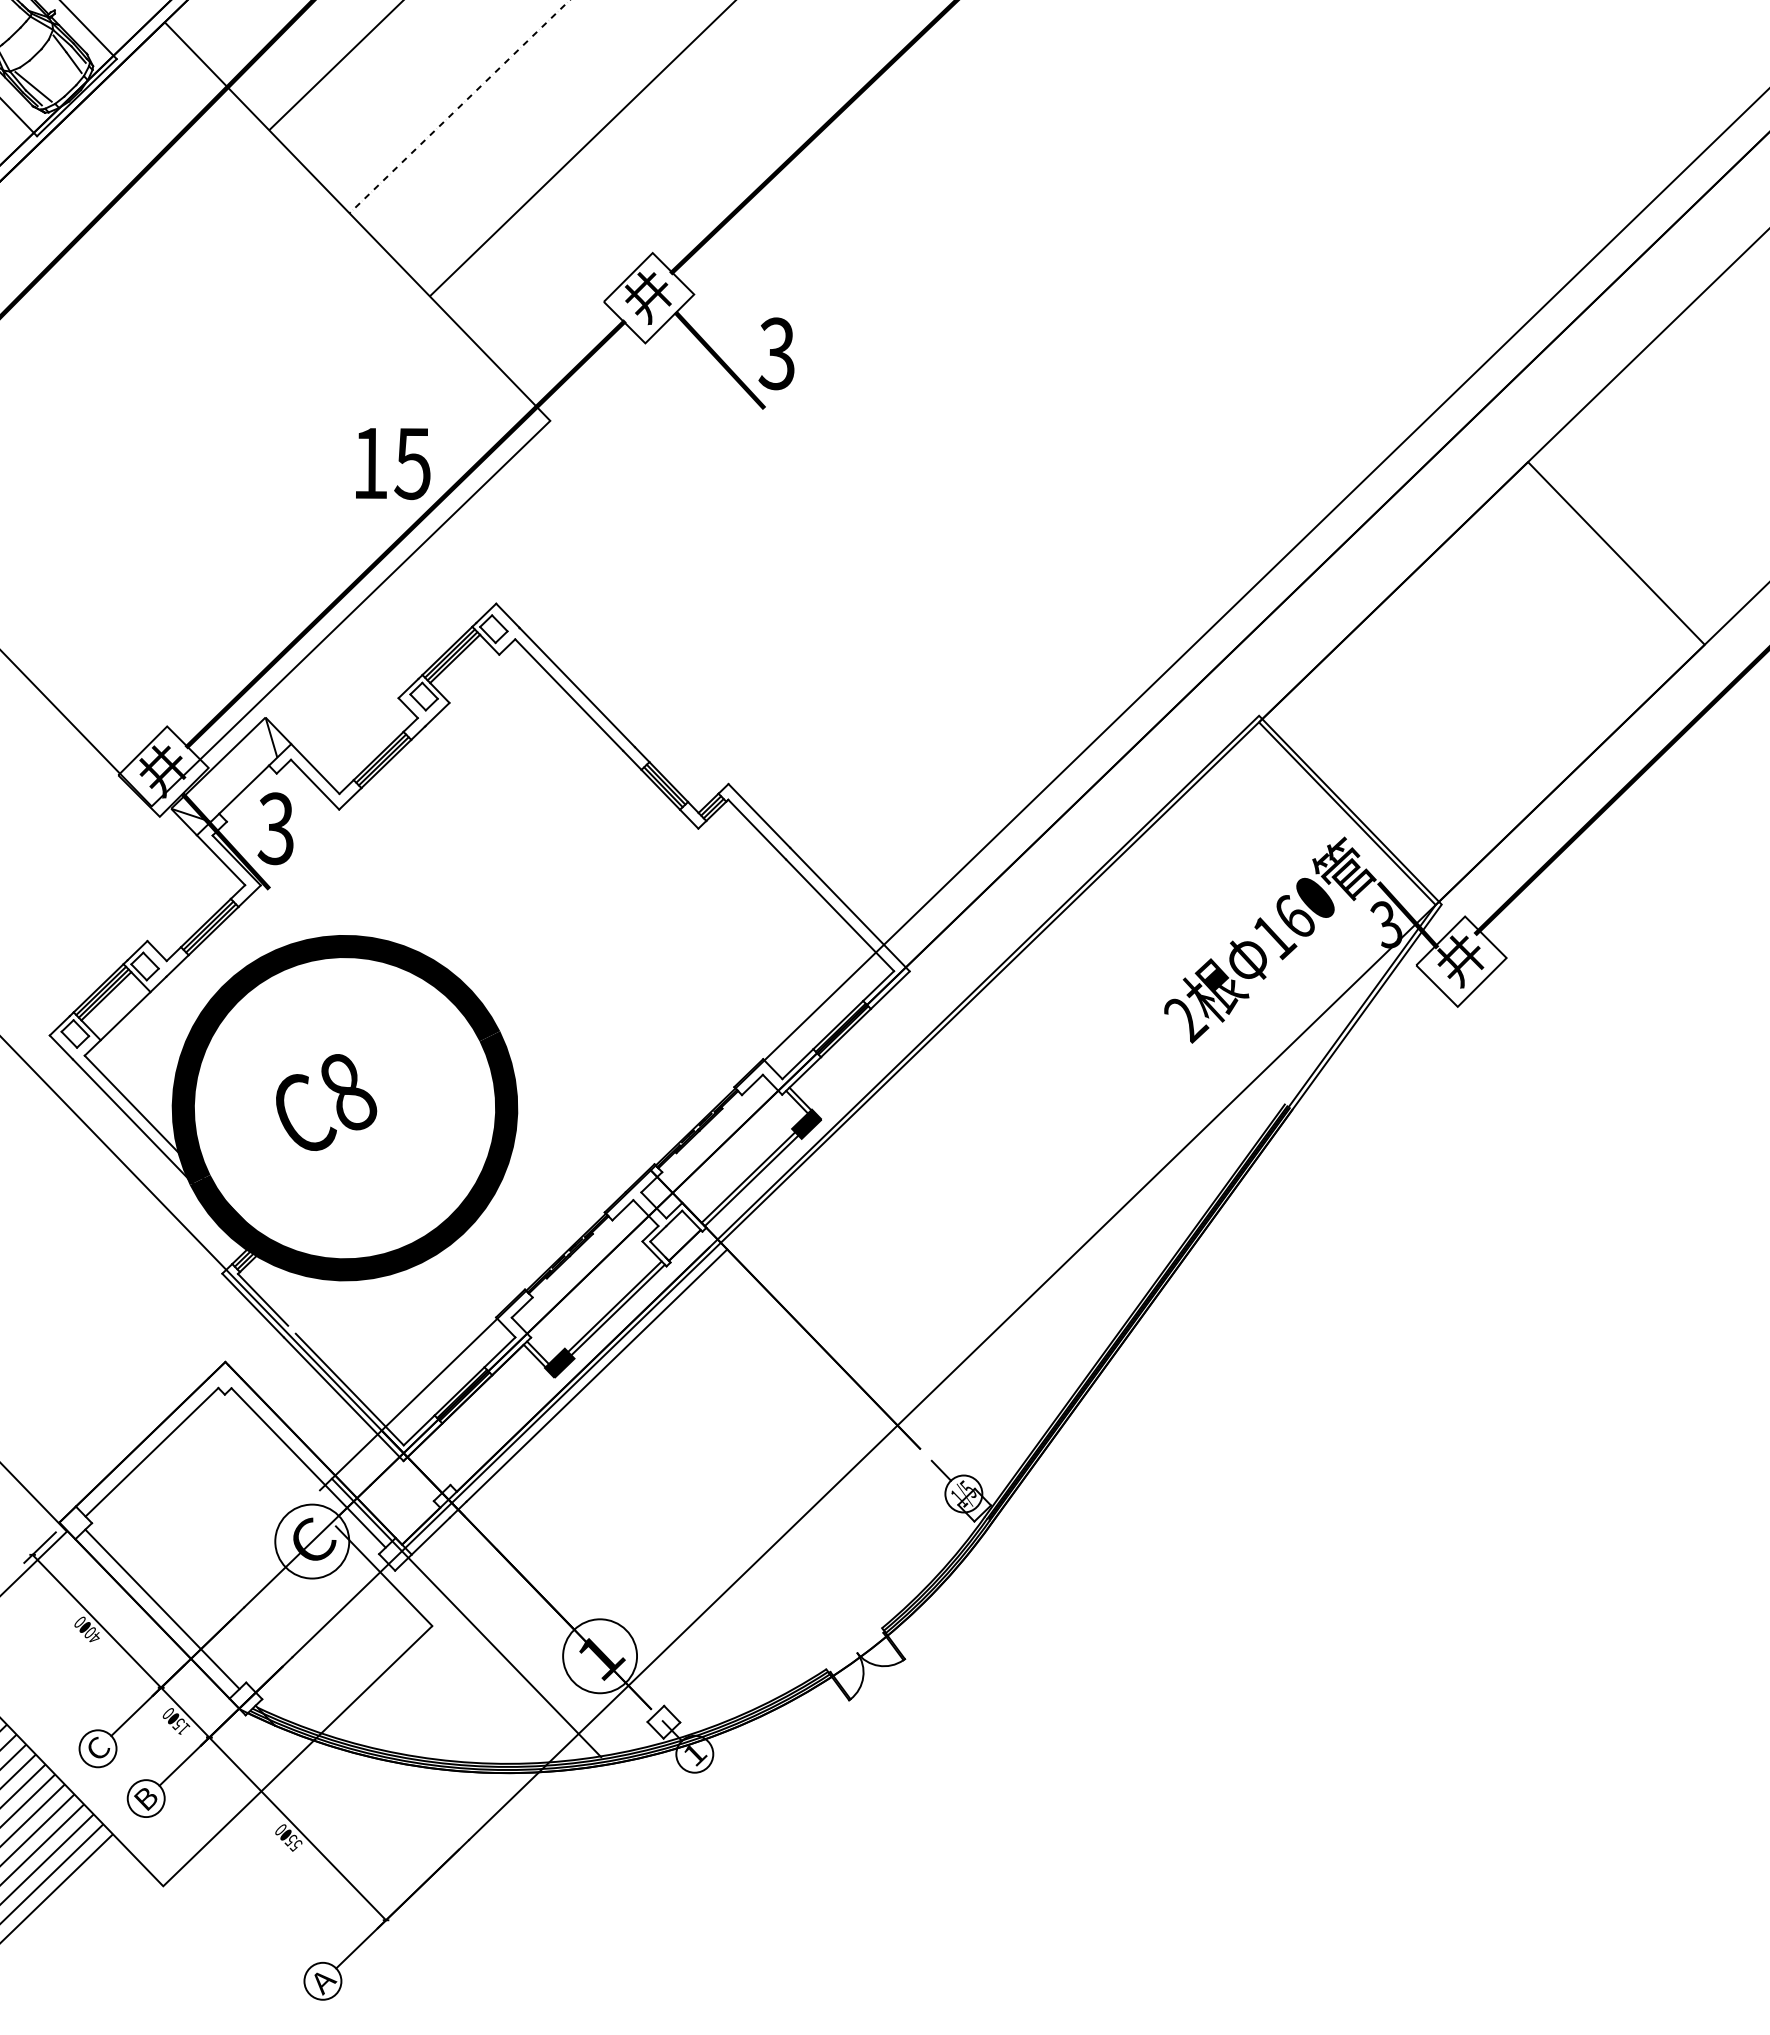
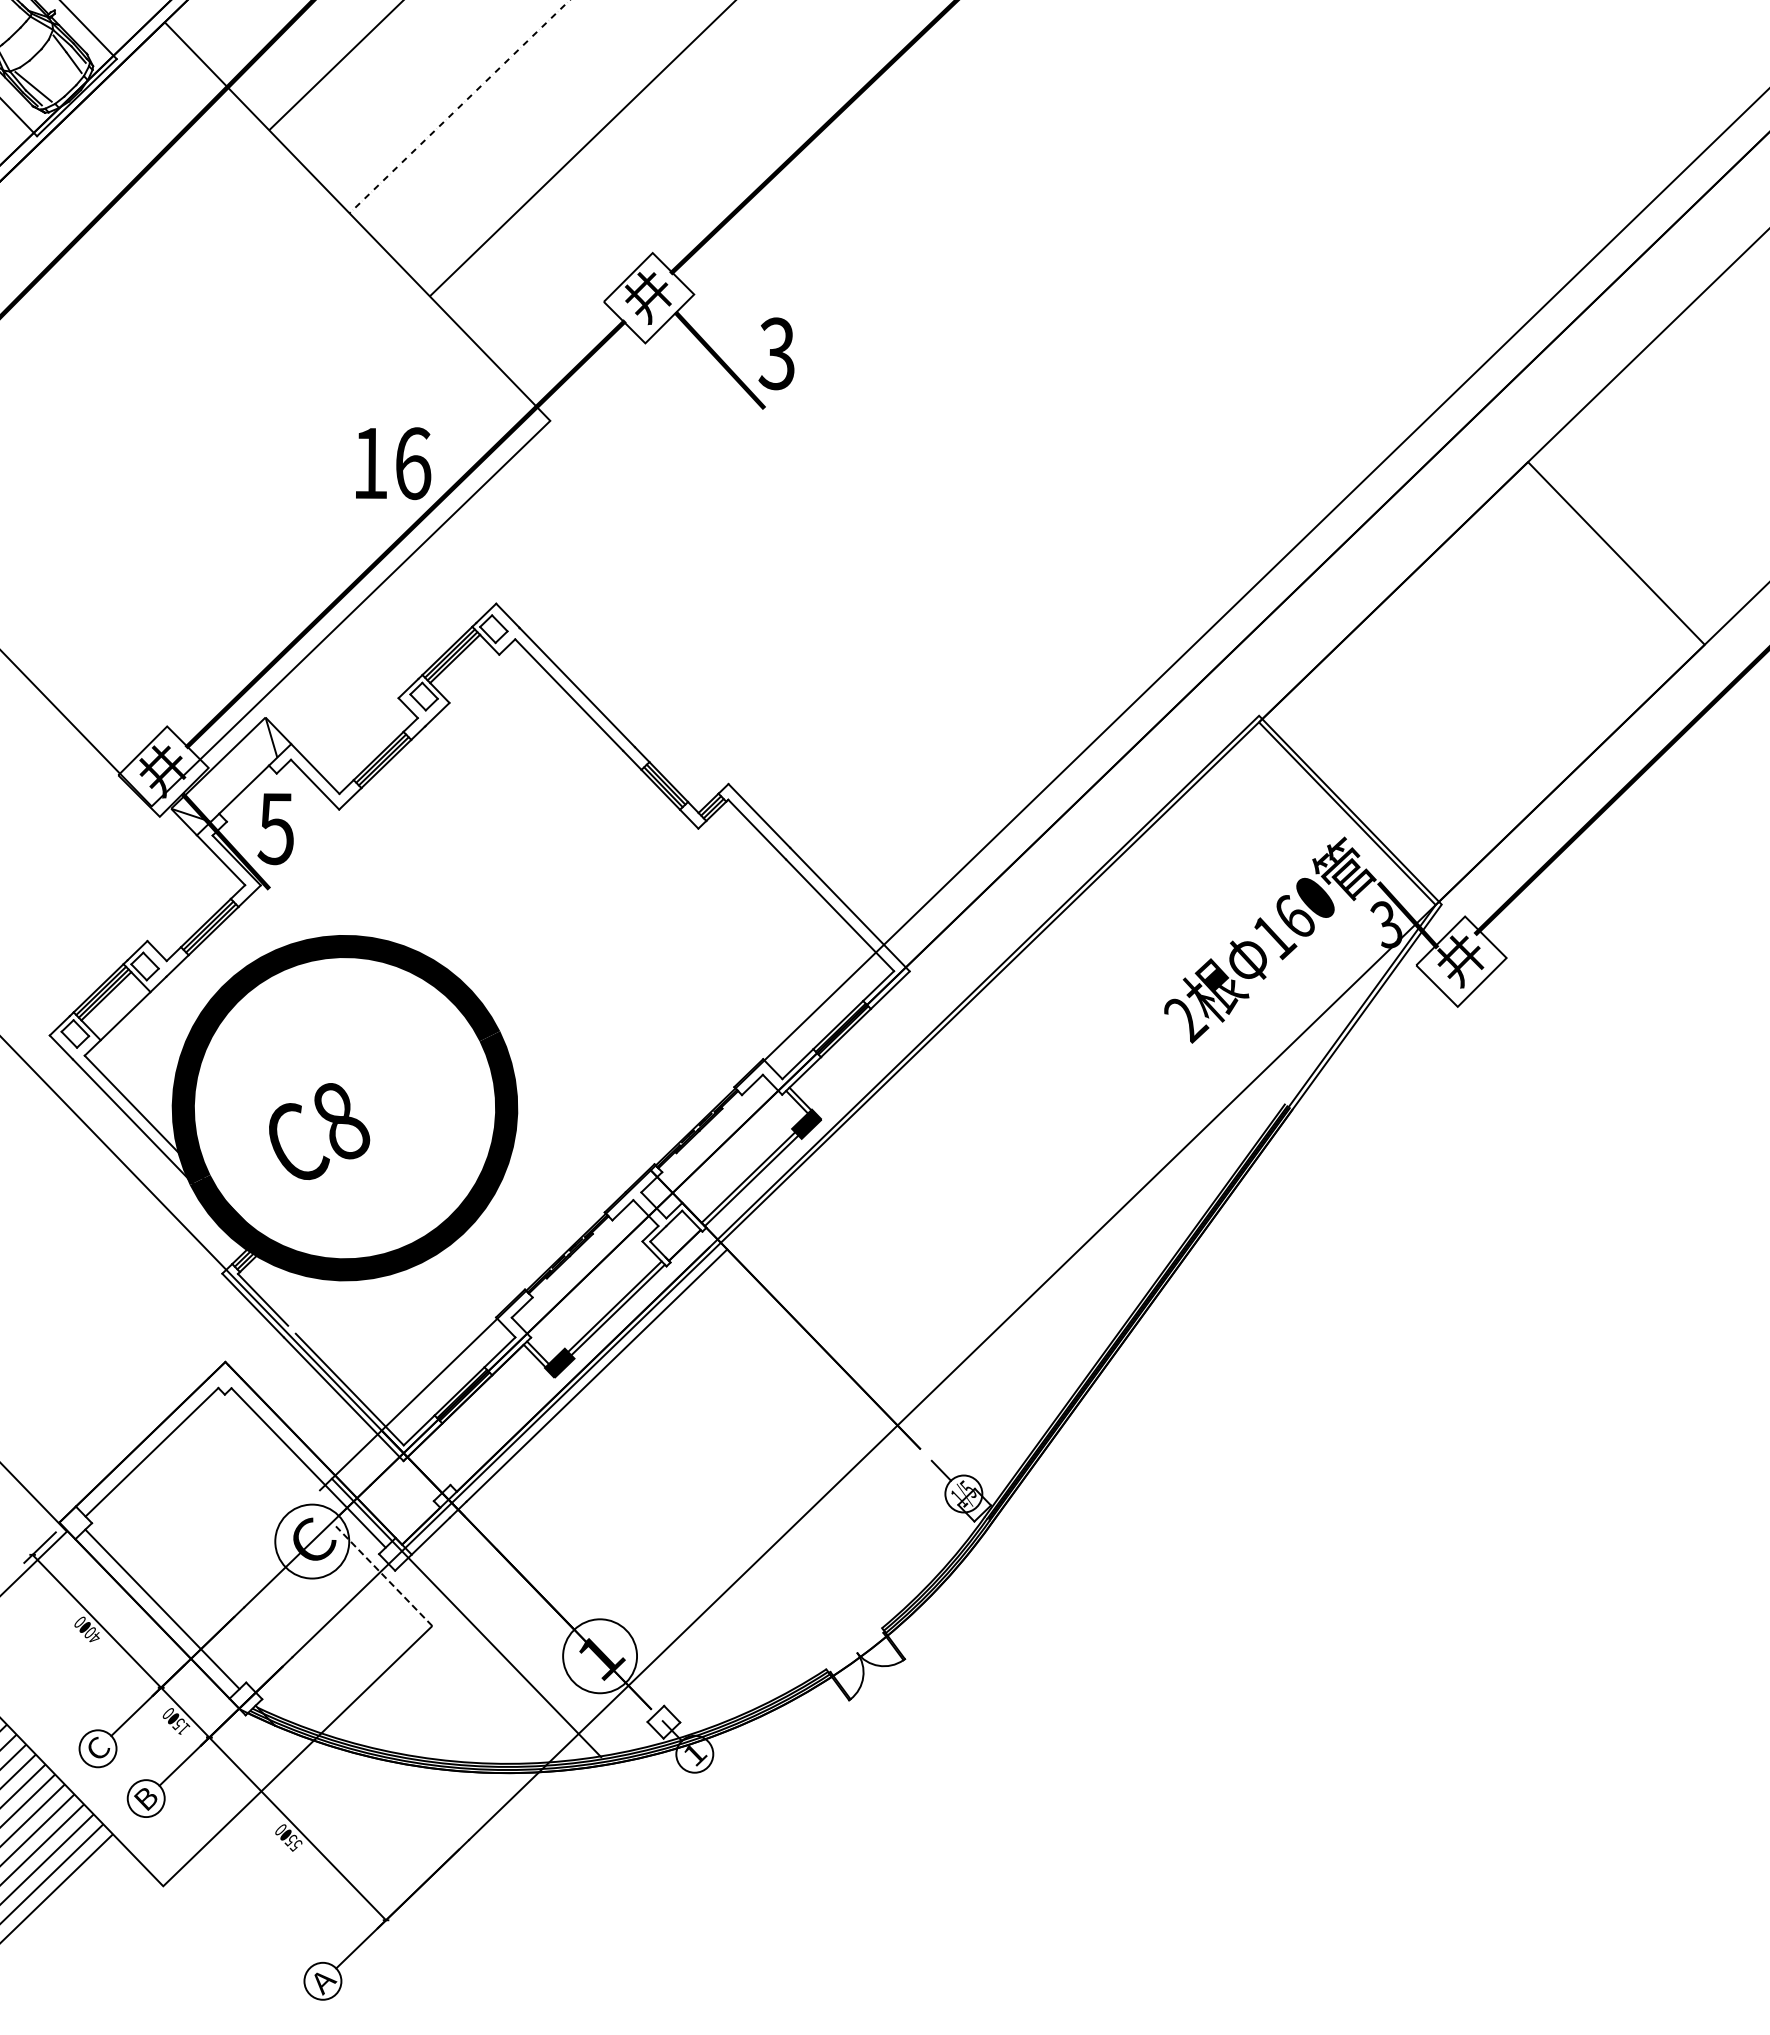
text: 15 -> 16 (412, 463)
text: 3 -> 5 (275, 828)
text position: (326, 1102) -> (319, 1131) (319, 1131)
line: solid -> dashed (383, 1575)
